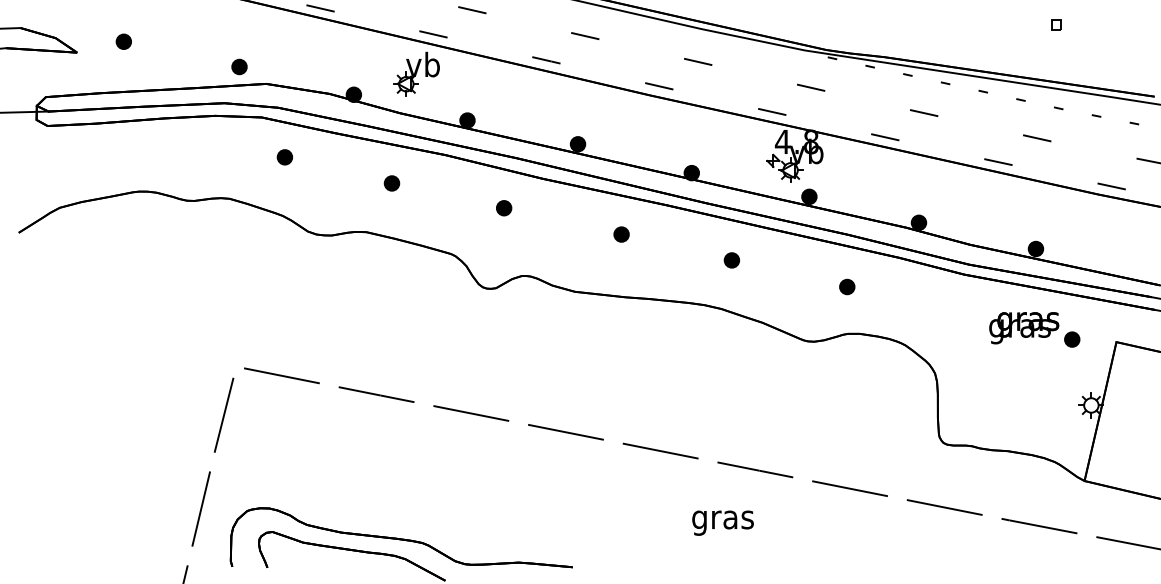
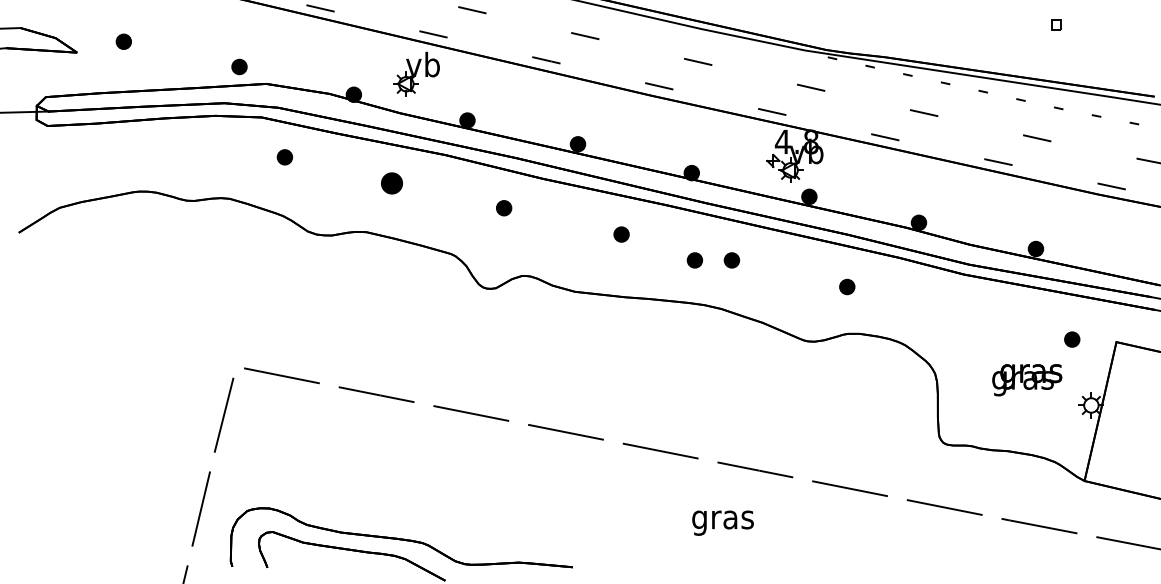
part size: 18x17 px -> 22x23 px (391, 183)
part: none -> present (694, 260)
text position: (1024, 328) -> (1027, 380) (1027, 380)
